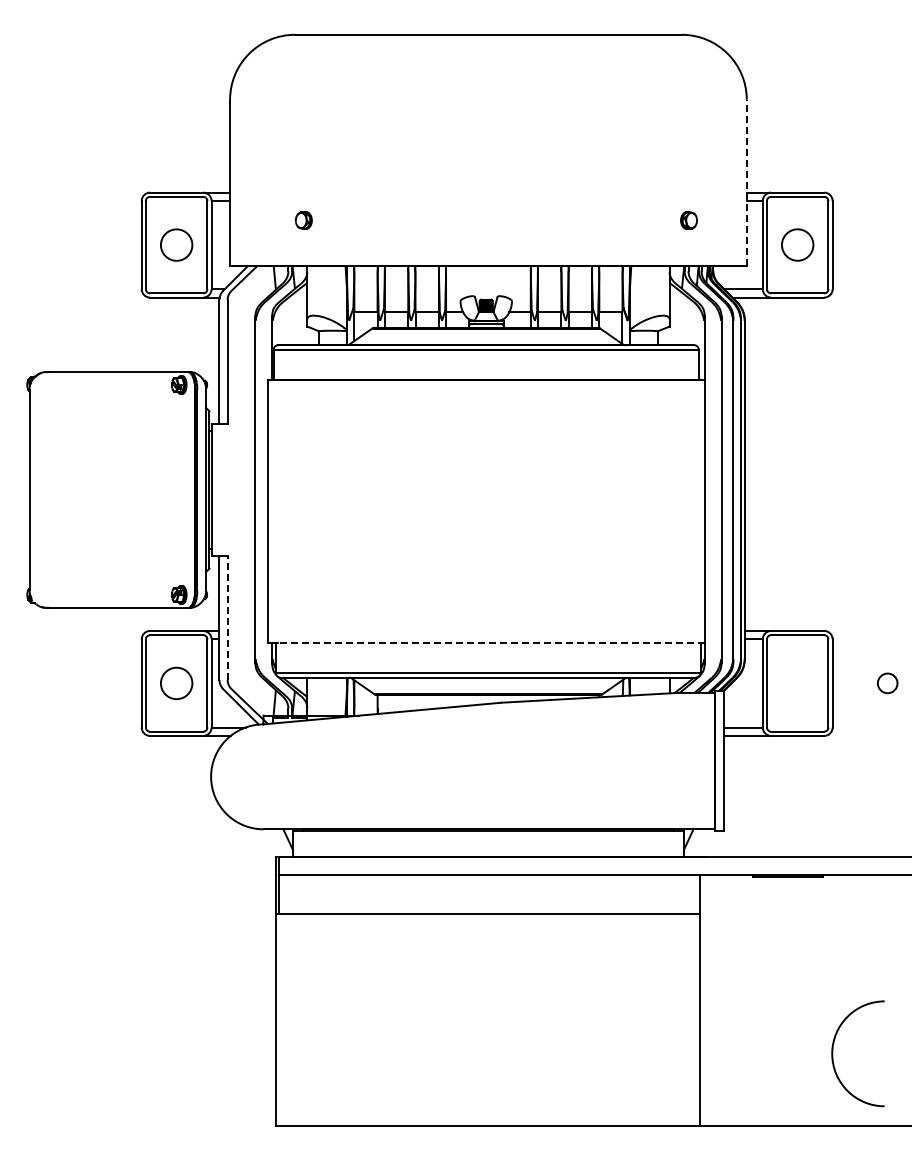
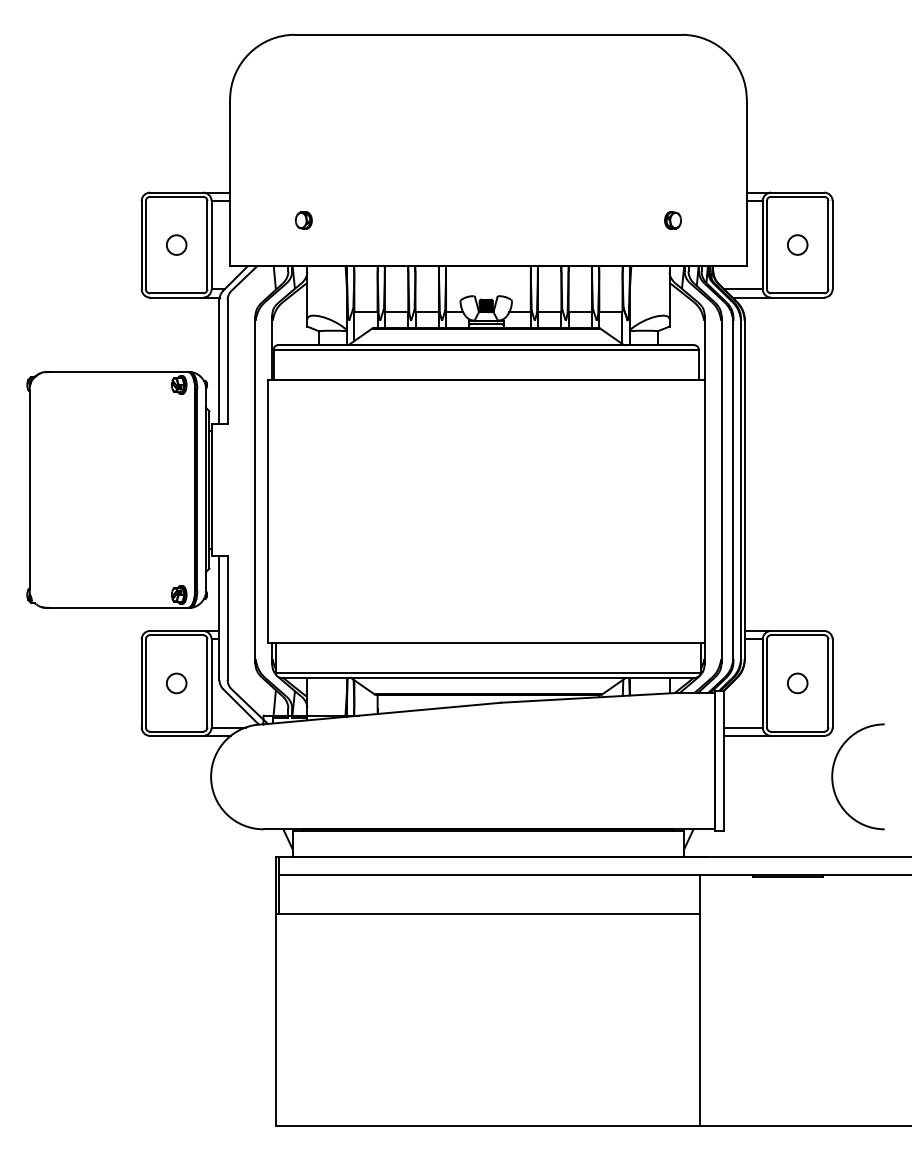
line: dashed -> solid (746, 182)
part position: (688, 220) -> (672, 220) (672, 220)
circle diameter: 31 px -> 20 px (176, 244)
circle diameter: 31 px -> 20 px (797, 244)
line: dashed -> solid (227, 617)
line: dashed -> solid (491, 642)
circle diameter: 31 px -> 20 px (176, 683)
circle position: (887, 683) -> (797, 683) (797, 683)
arc position: (833, 1053) -> (833, 776) (833, 776)
